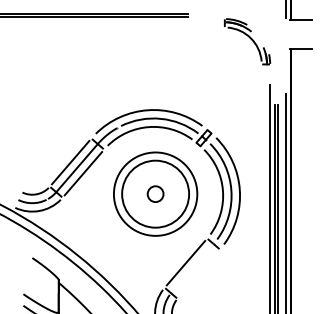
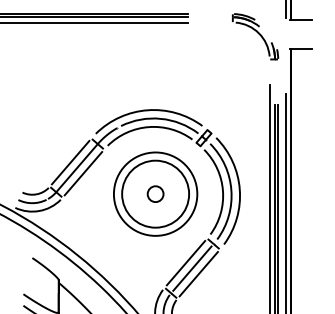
line: none -> present (95, 22)
part position: (247, 41) -> (255, 36) (255, 36)
line: none -> present (192, 268)
line: none -> present (198, 274)
